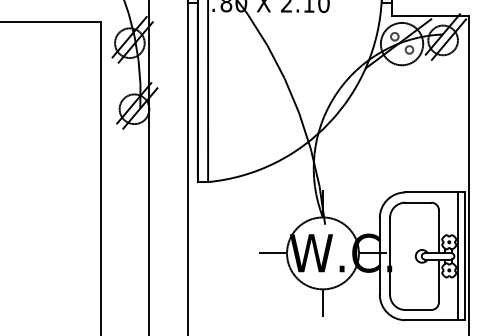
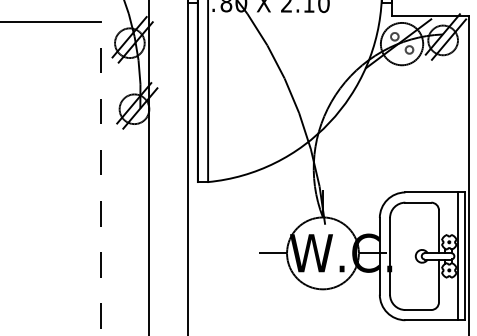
line: solid -> dashed (101, 178)
line: present -> none (322, 303)
